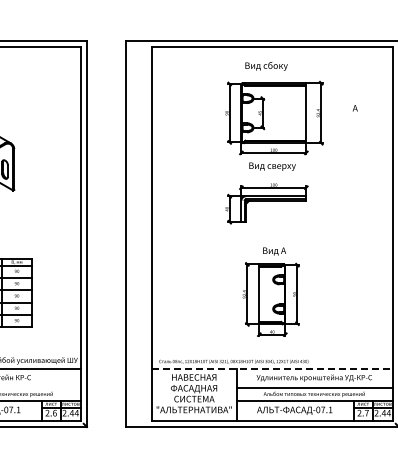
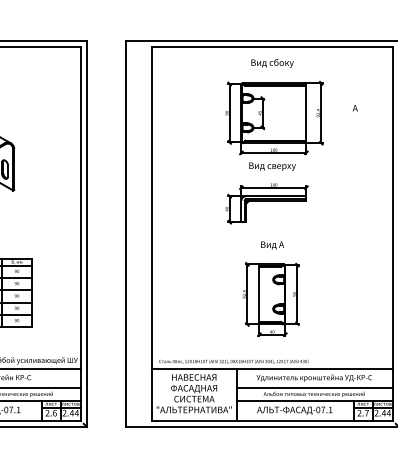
text position: (266, 66) -> (272, 63) (272, 63)
text position: (274, 251) -> (272, 245) (272, 245)
line: dashed -> solid (272, 368)
line: none -> present (41, 388)
